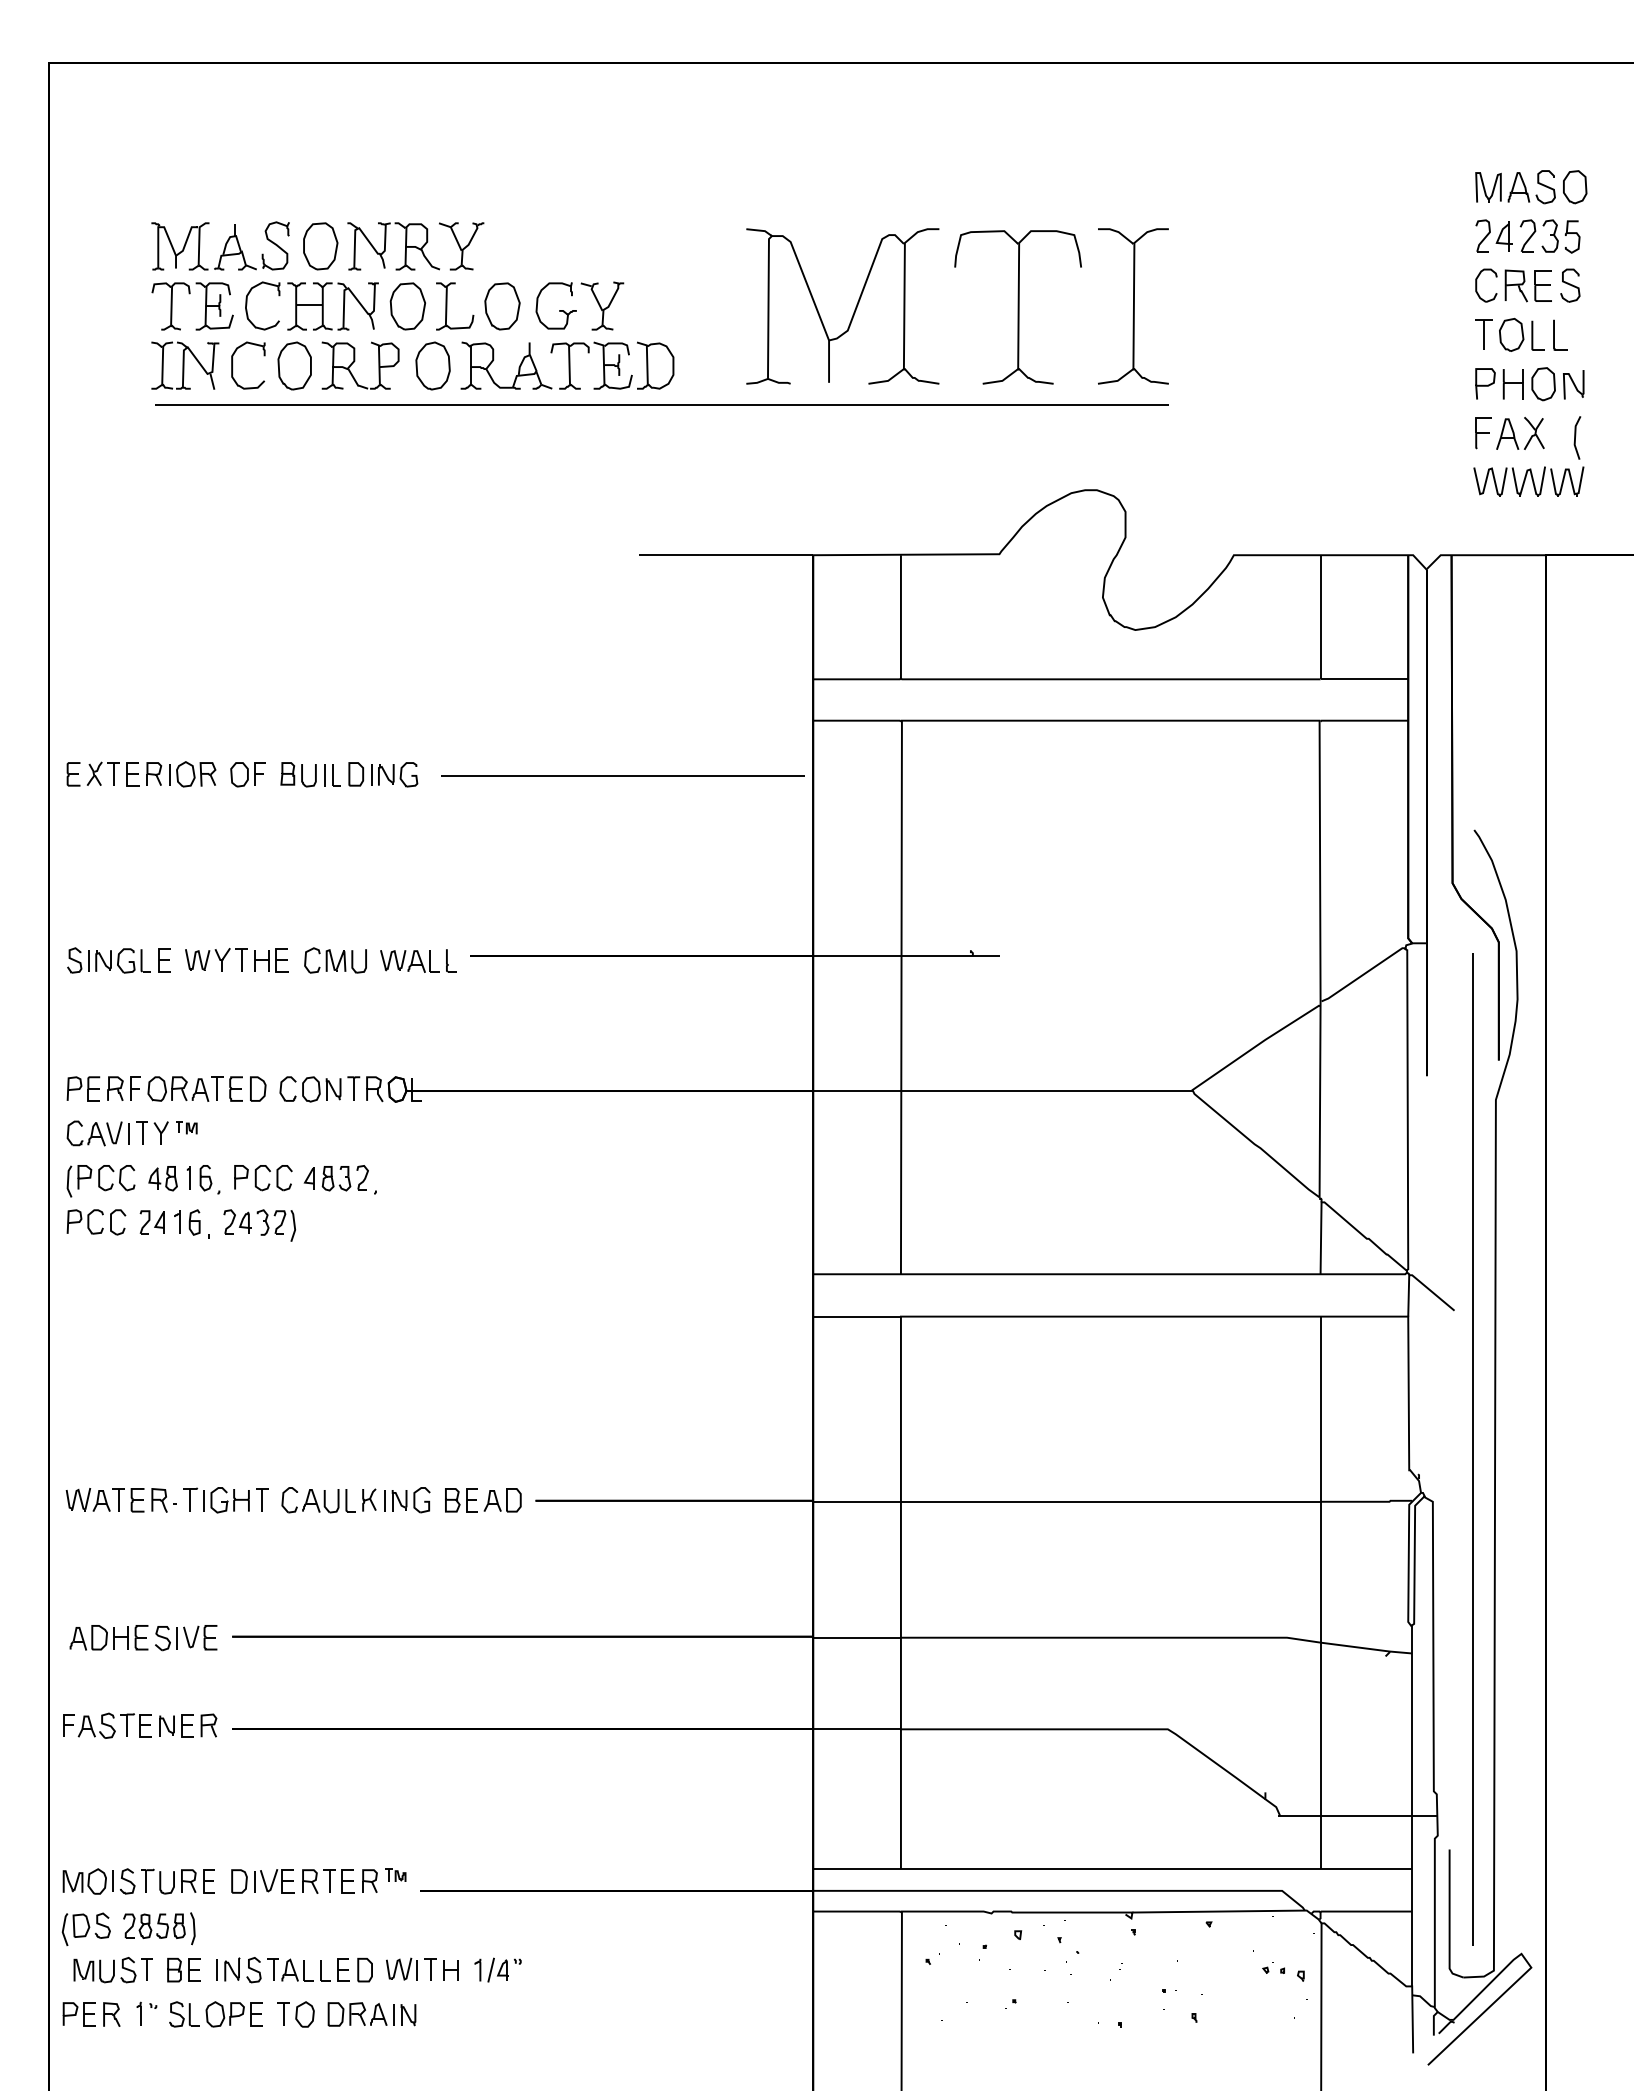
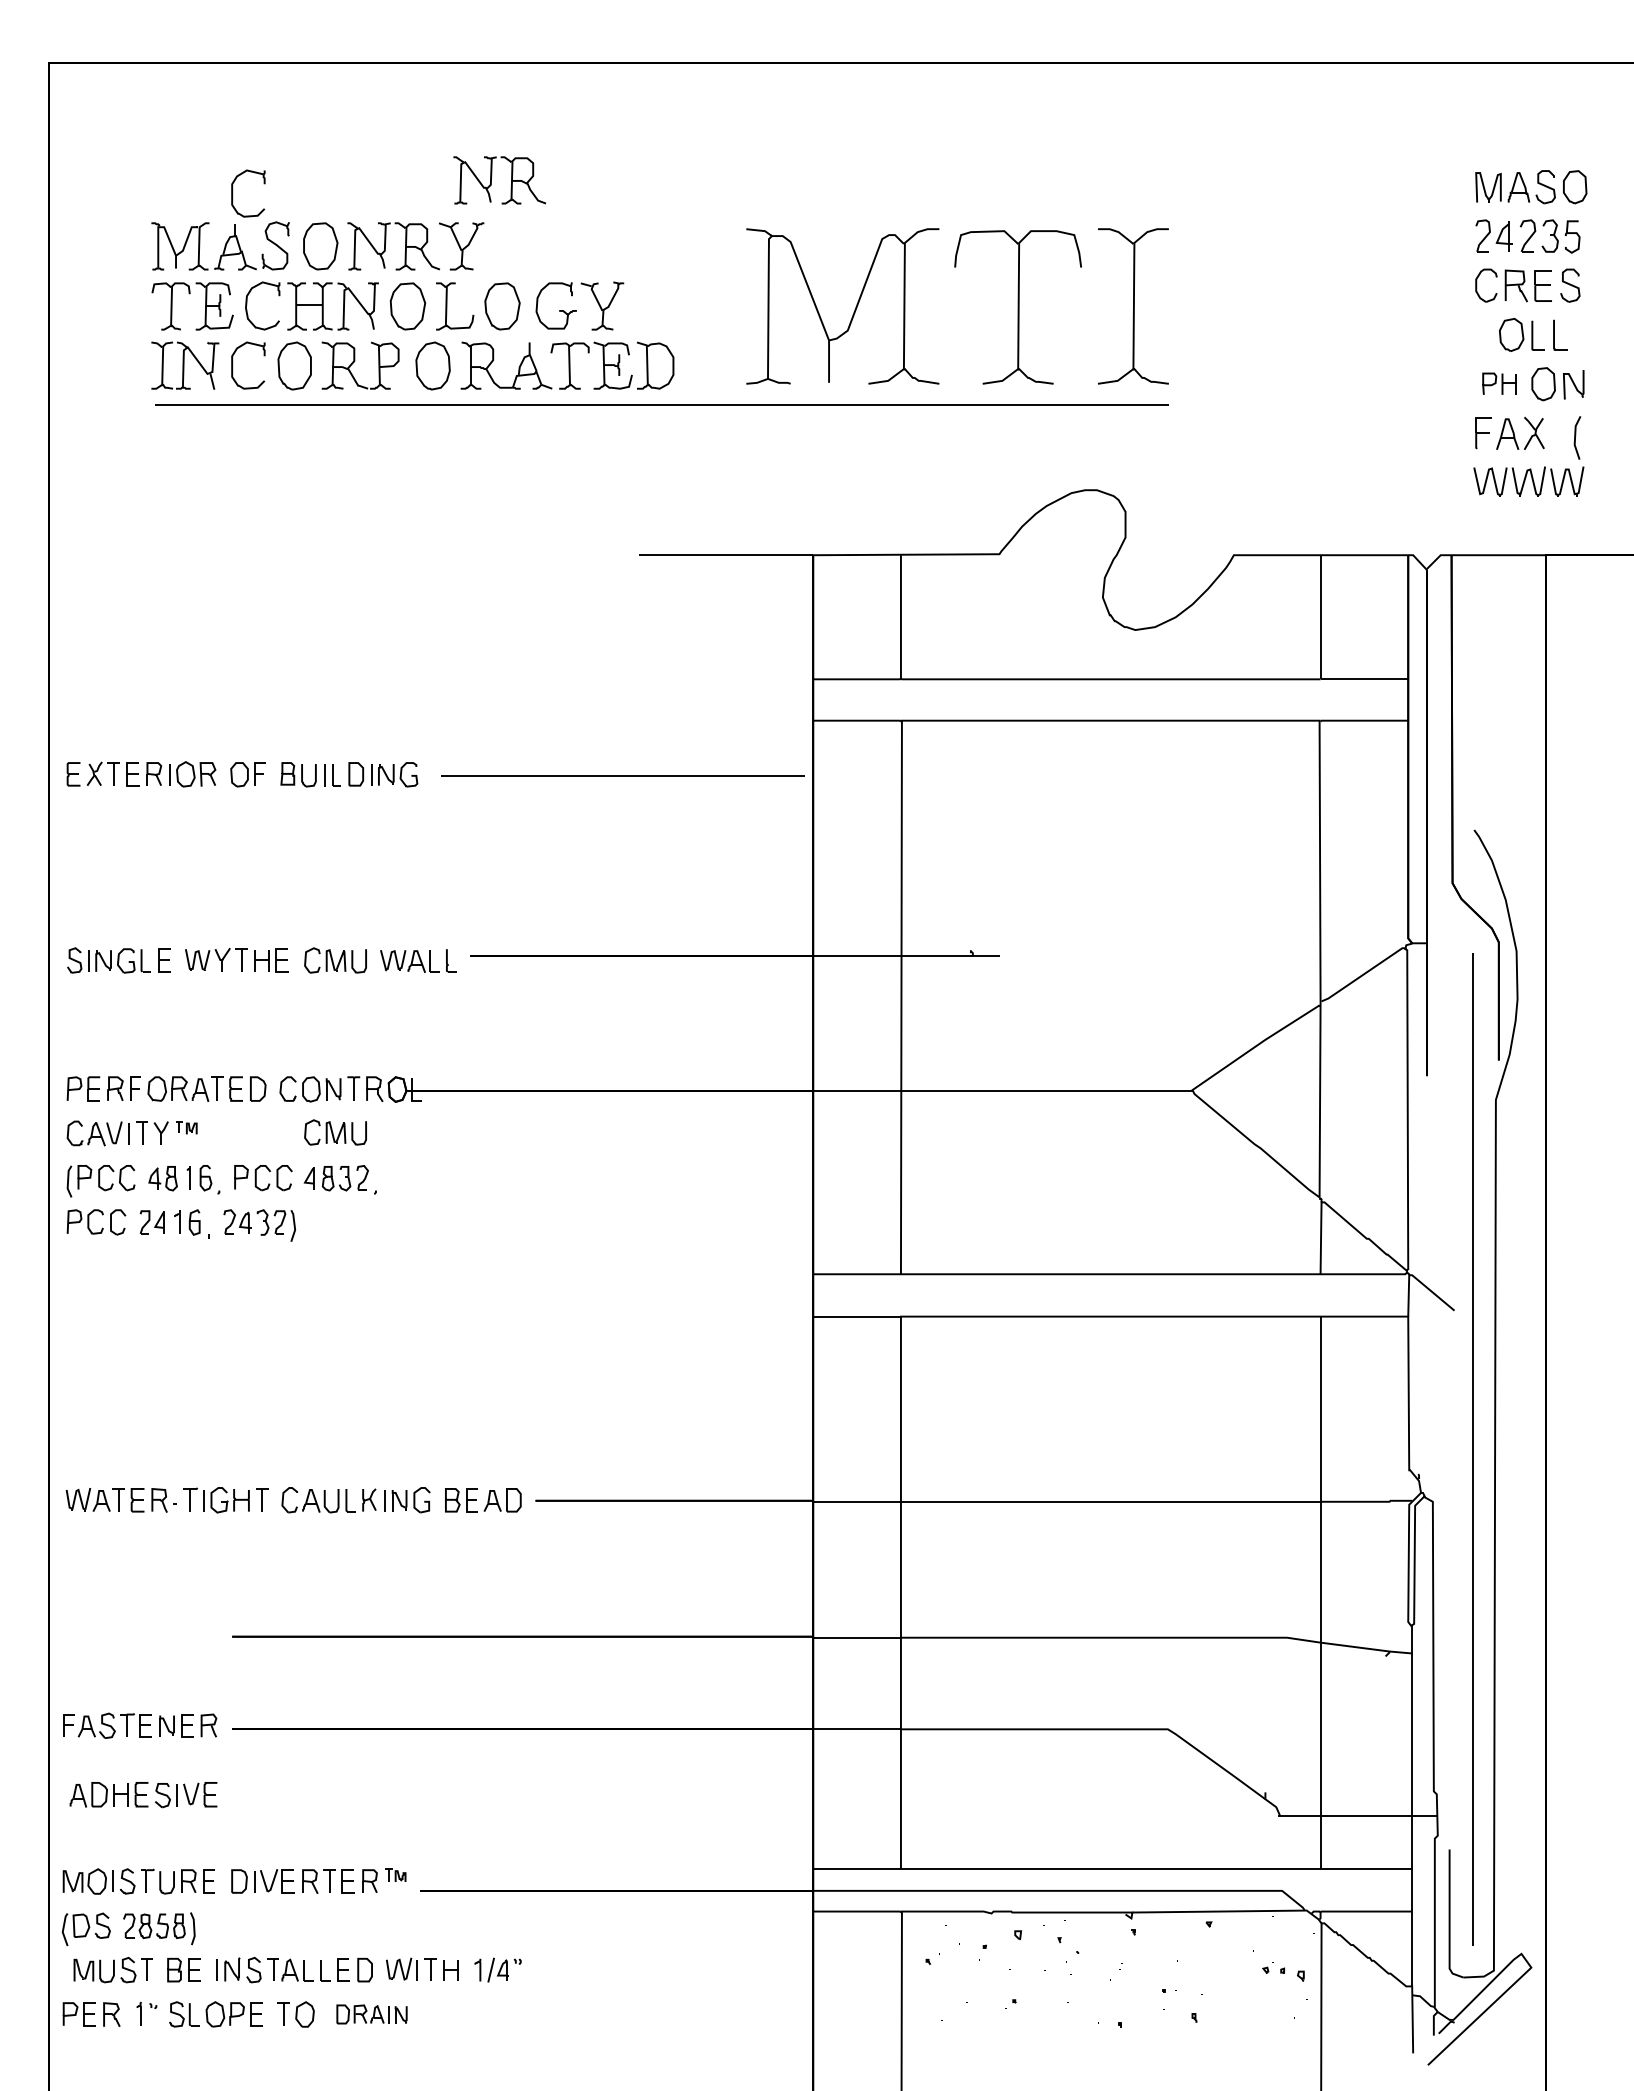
part: none -> present (491, 180)
part: none -> present (233, 193)
part: present -> none (1483, 334)
part size: 49x32 px -> 35x23 px (1499, 383)
part: none -> present (335, 1132)
part position: (143, 1638) -> (143, 1795) (143, 1795)
part size: 90x25 px -> 72x21 px (371, 2014)
